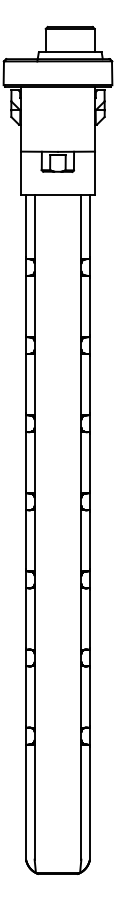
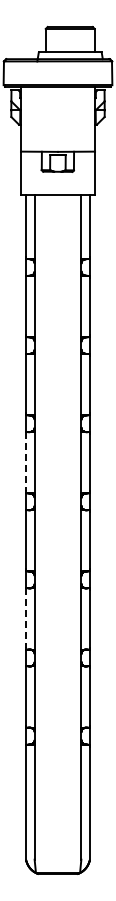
line: solid -> dashed (26, 461)
line: solid -> dashed (26, 617)
